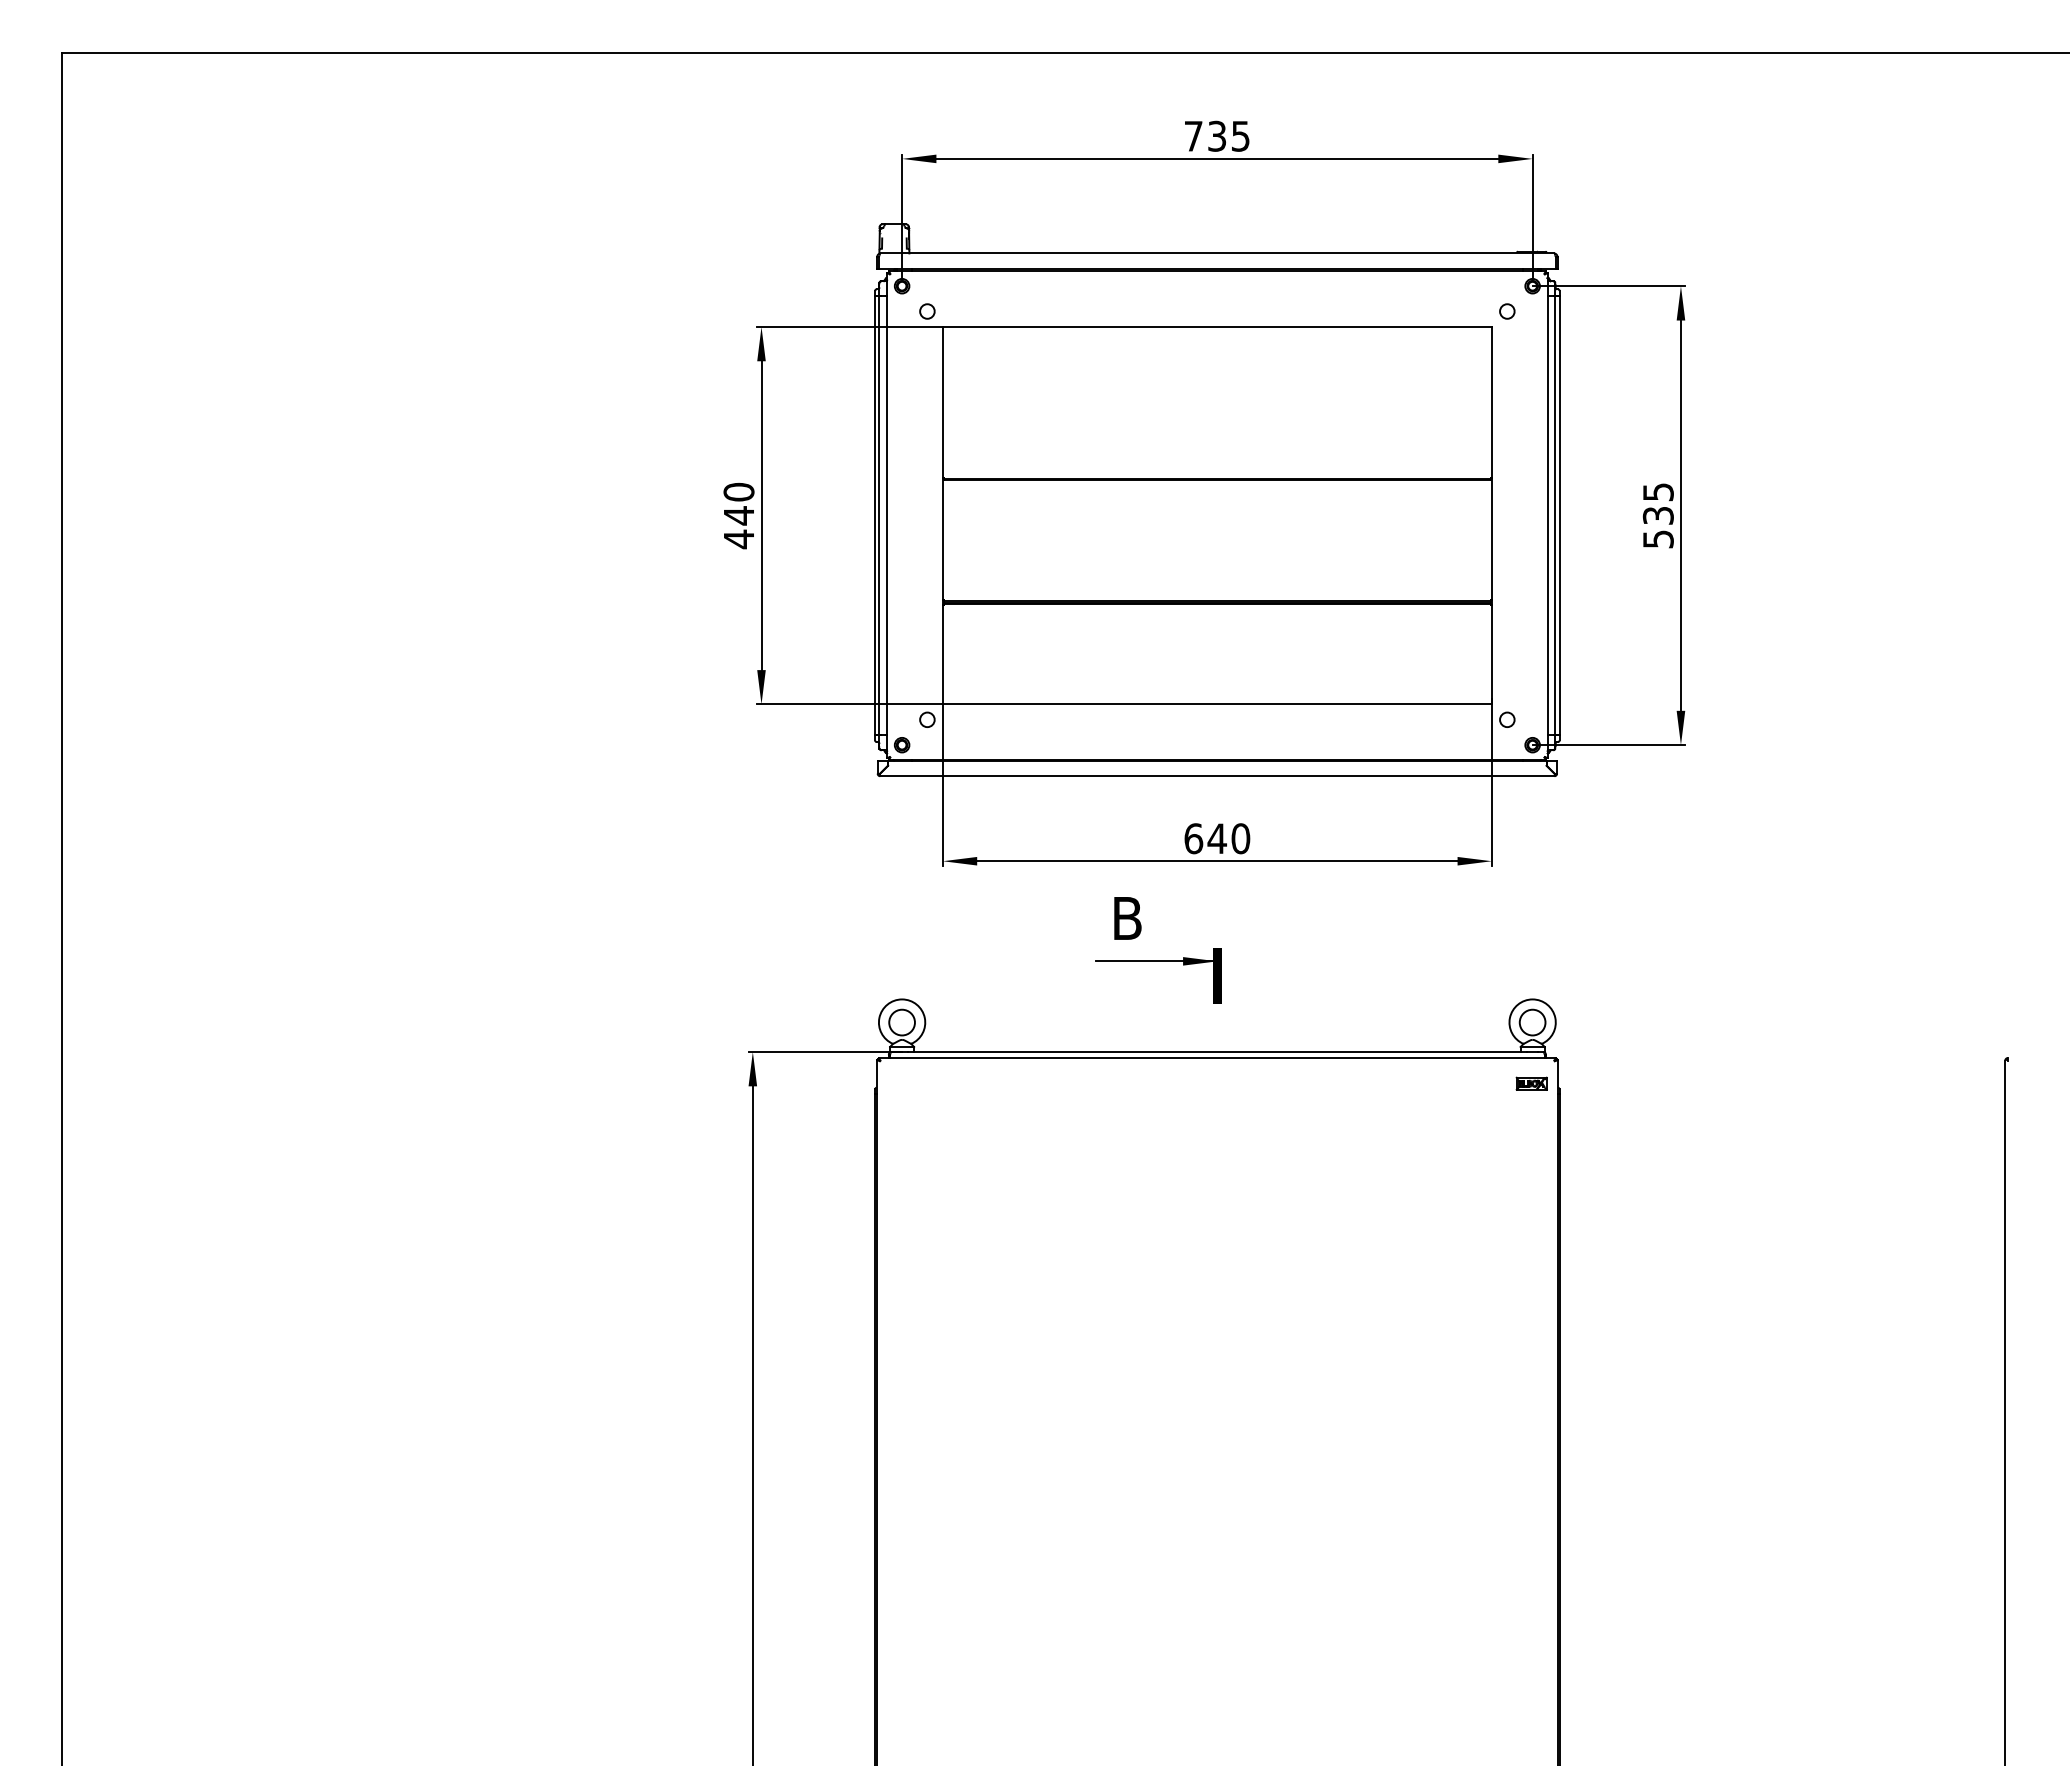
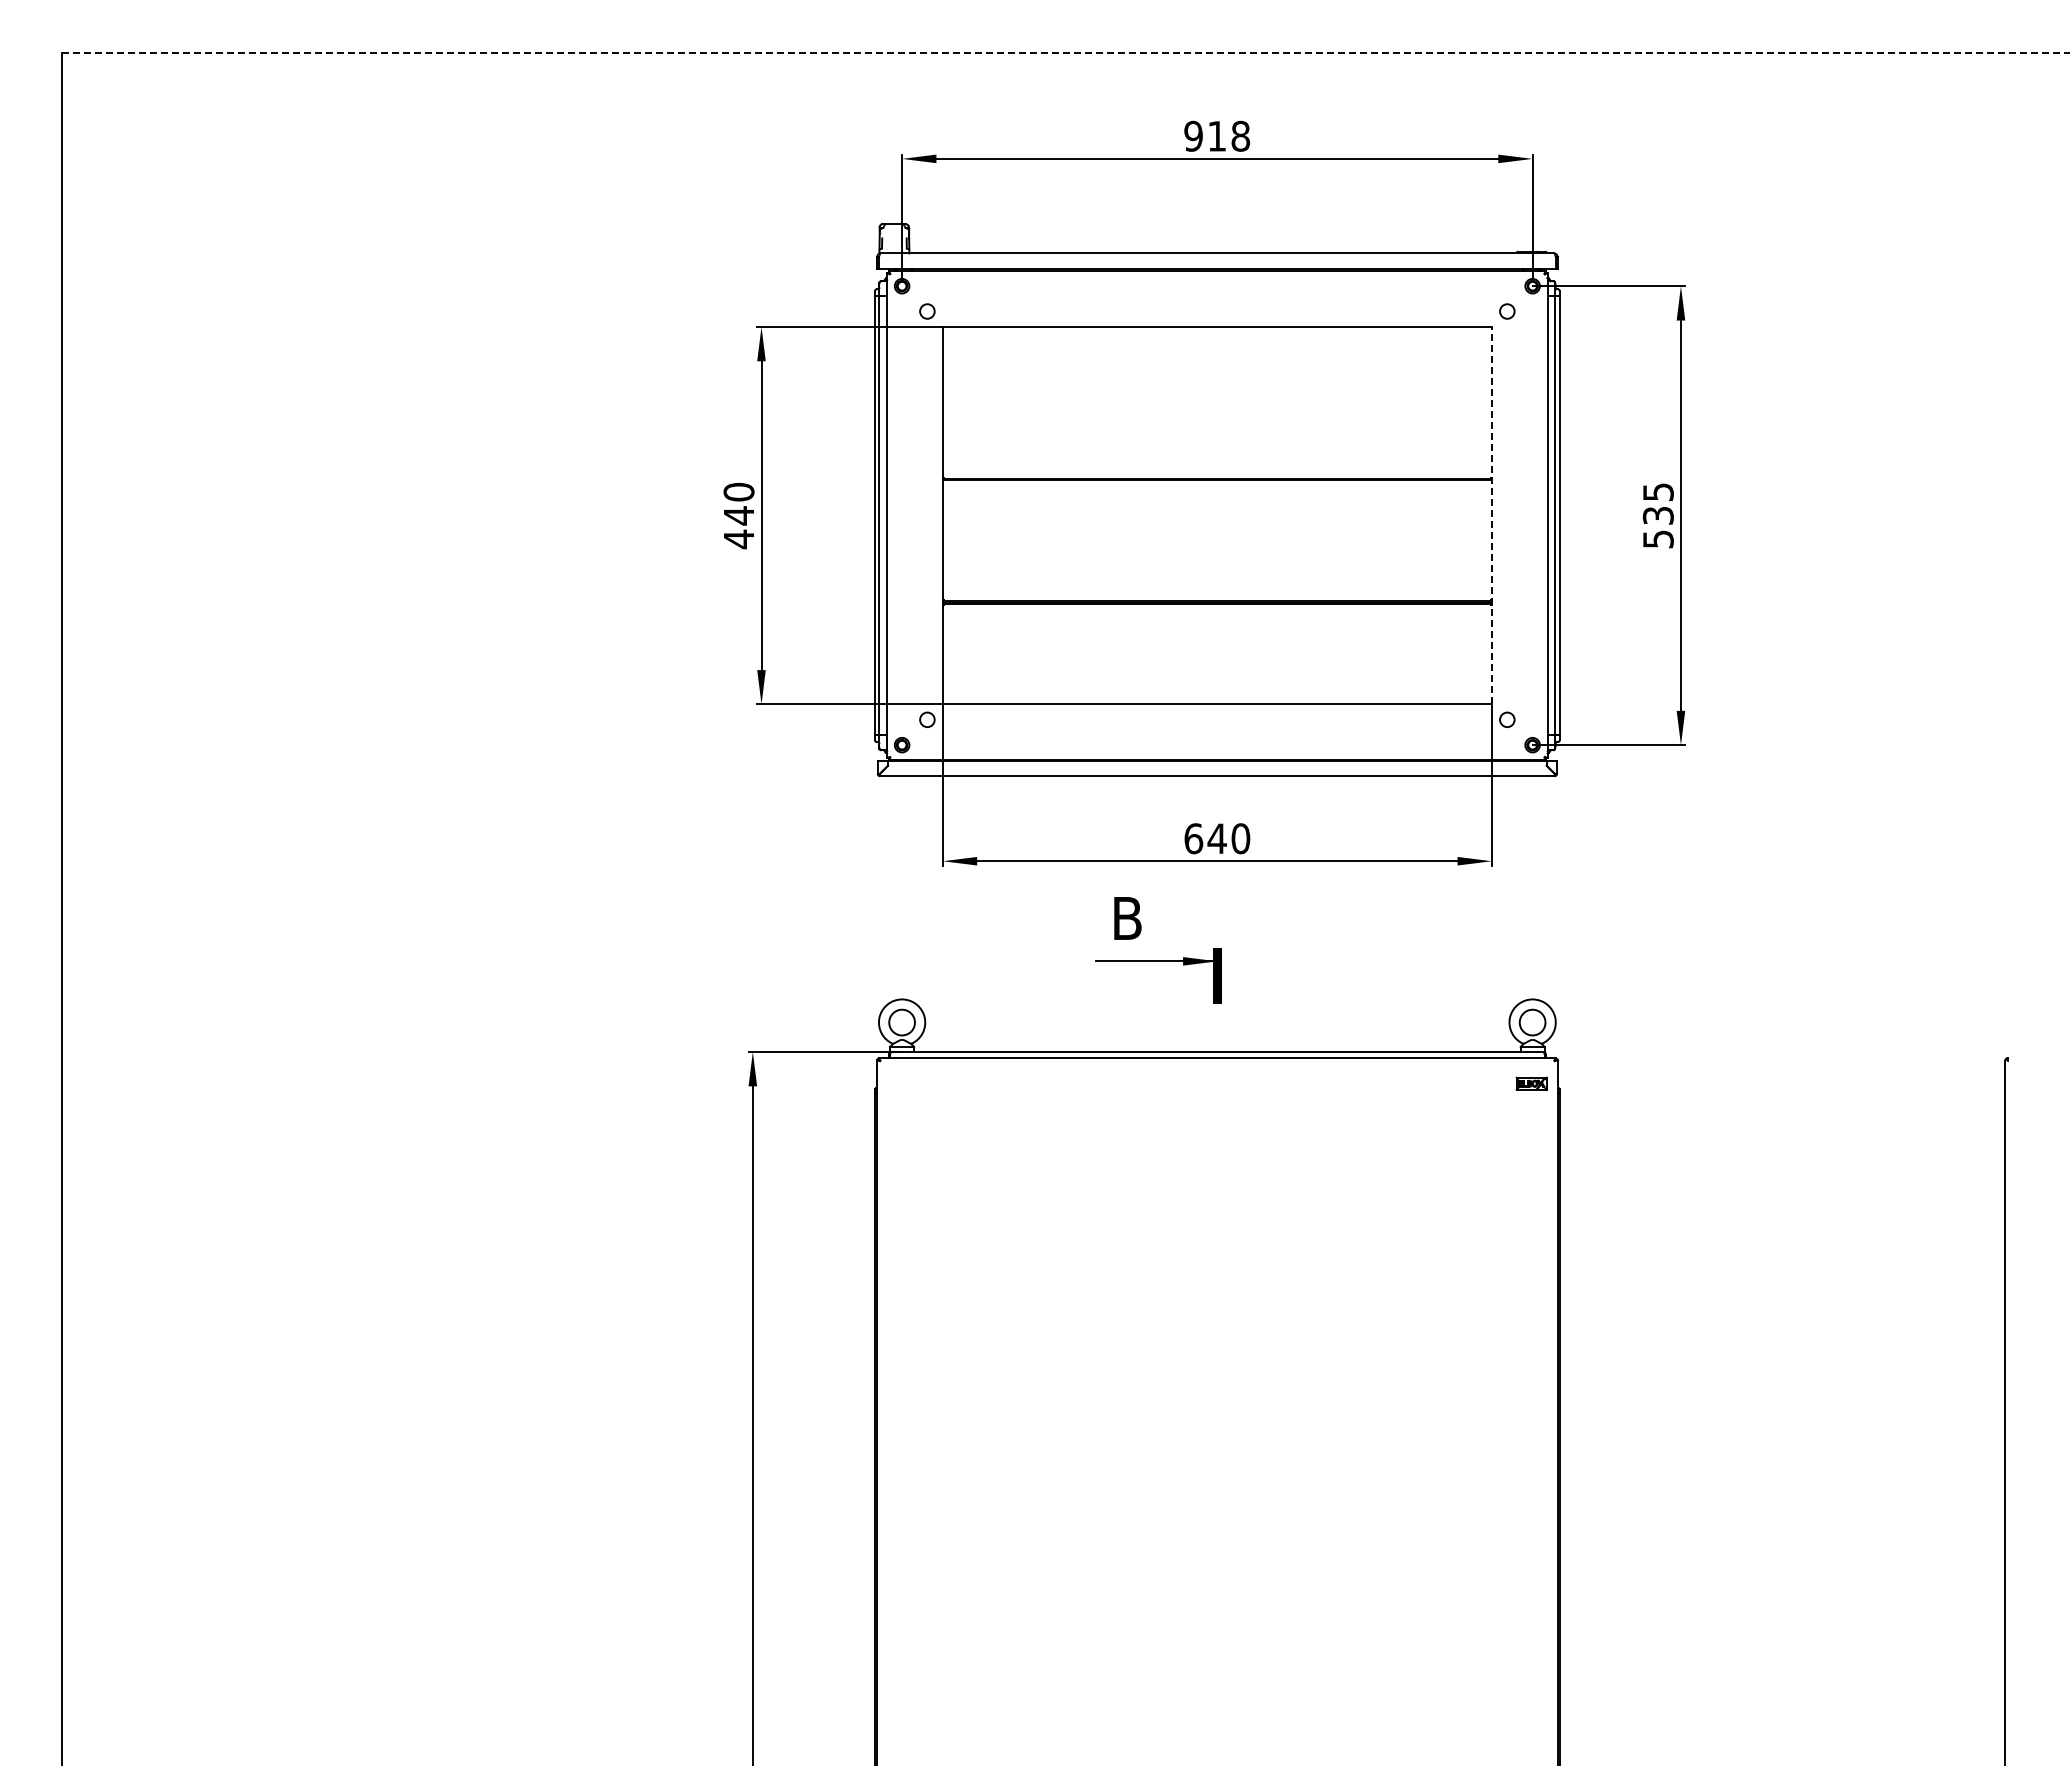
line: solid -> dashed (1066, 52)
text: 735 -> 918 (1217, 135)
line: solid -> dashed (1491, 515)
